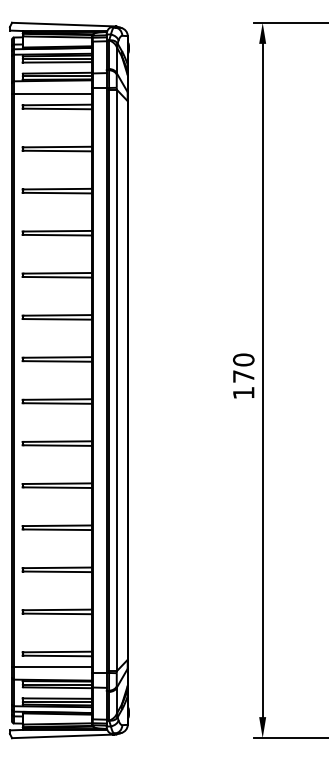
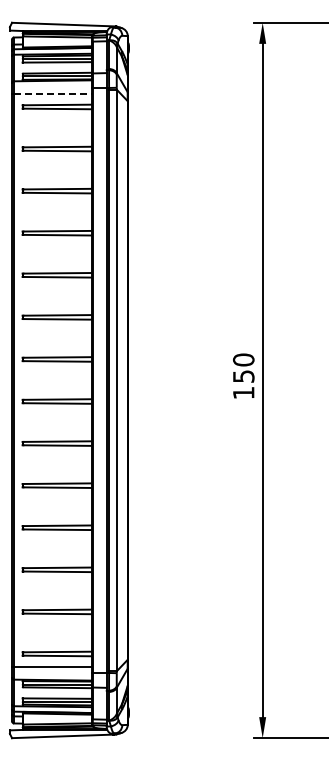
line: solid -> dashed (53, 94)
text: 170 -> 150 (243, 376)
